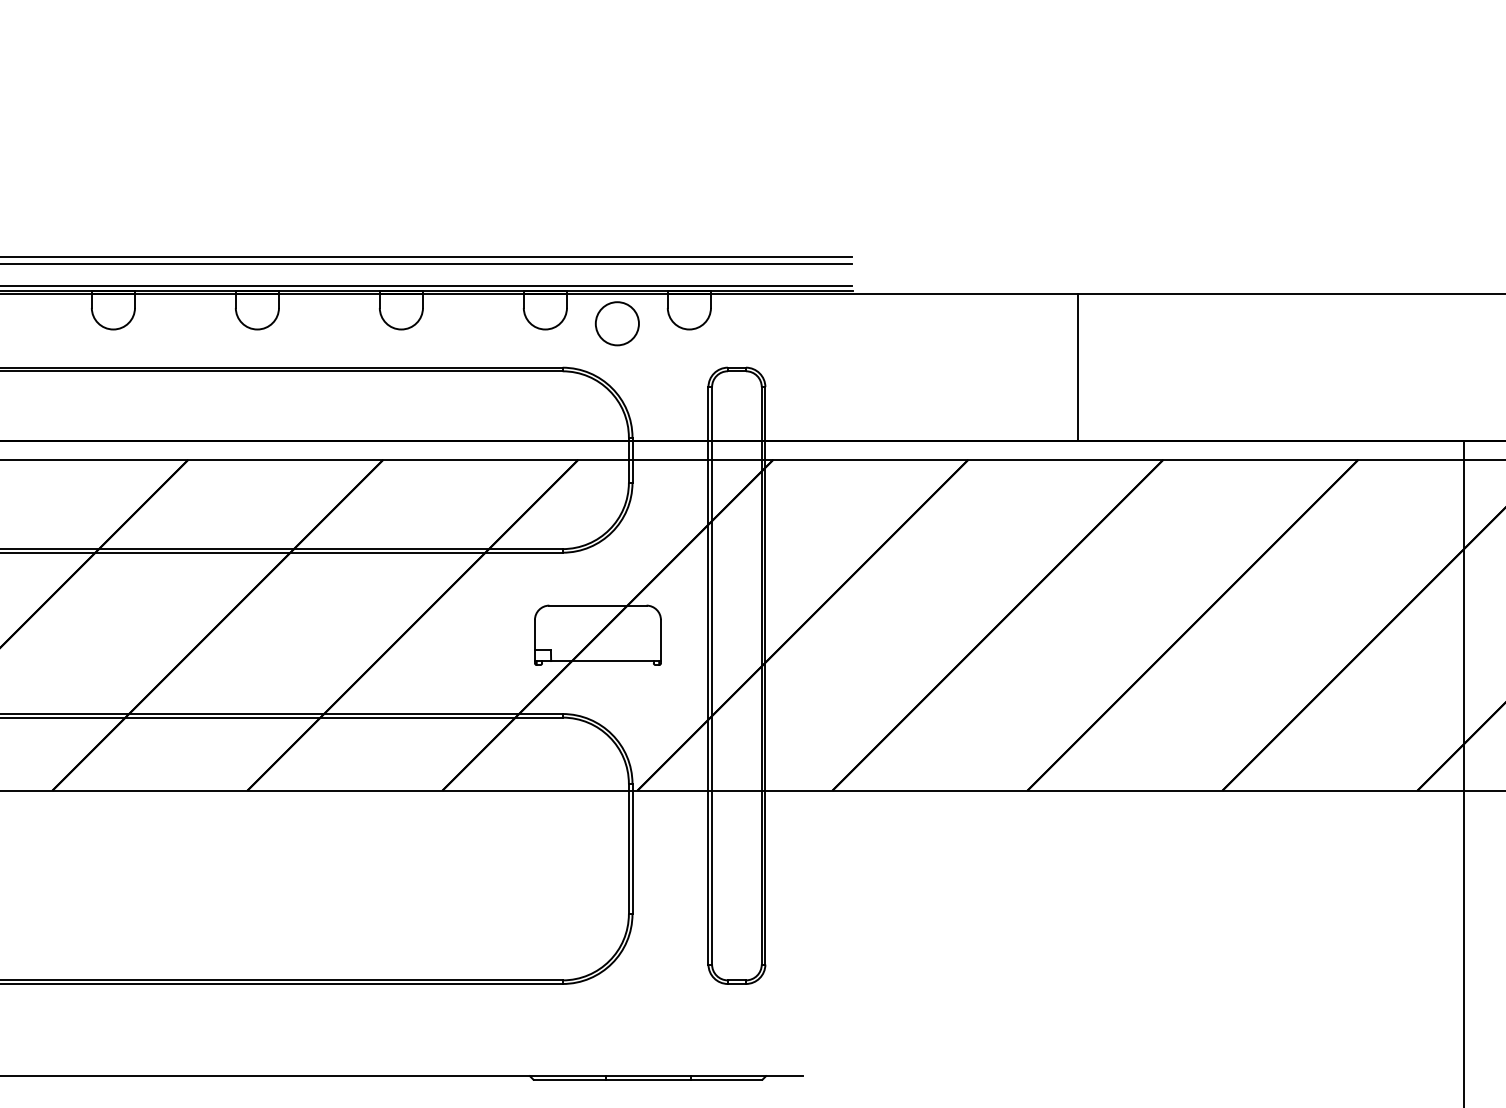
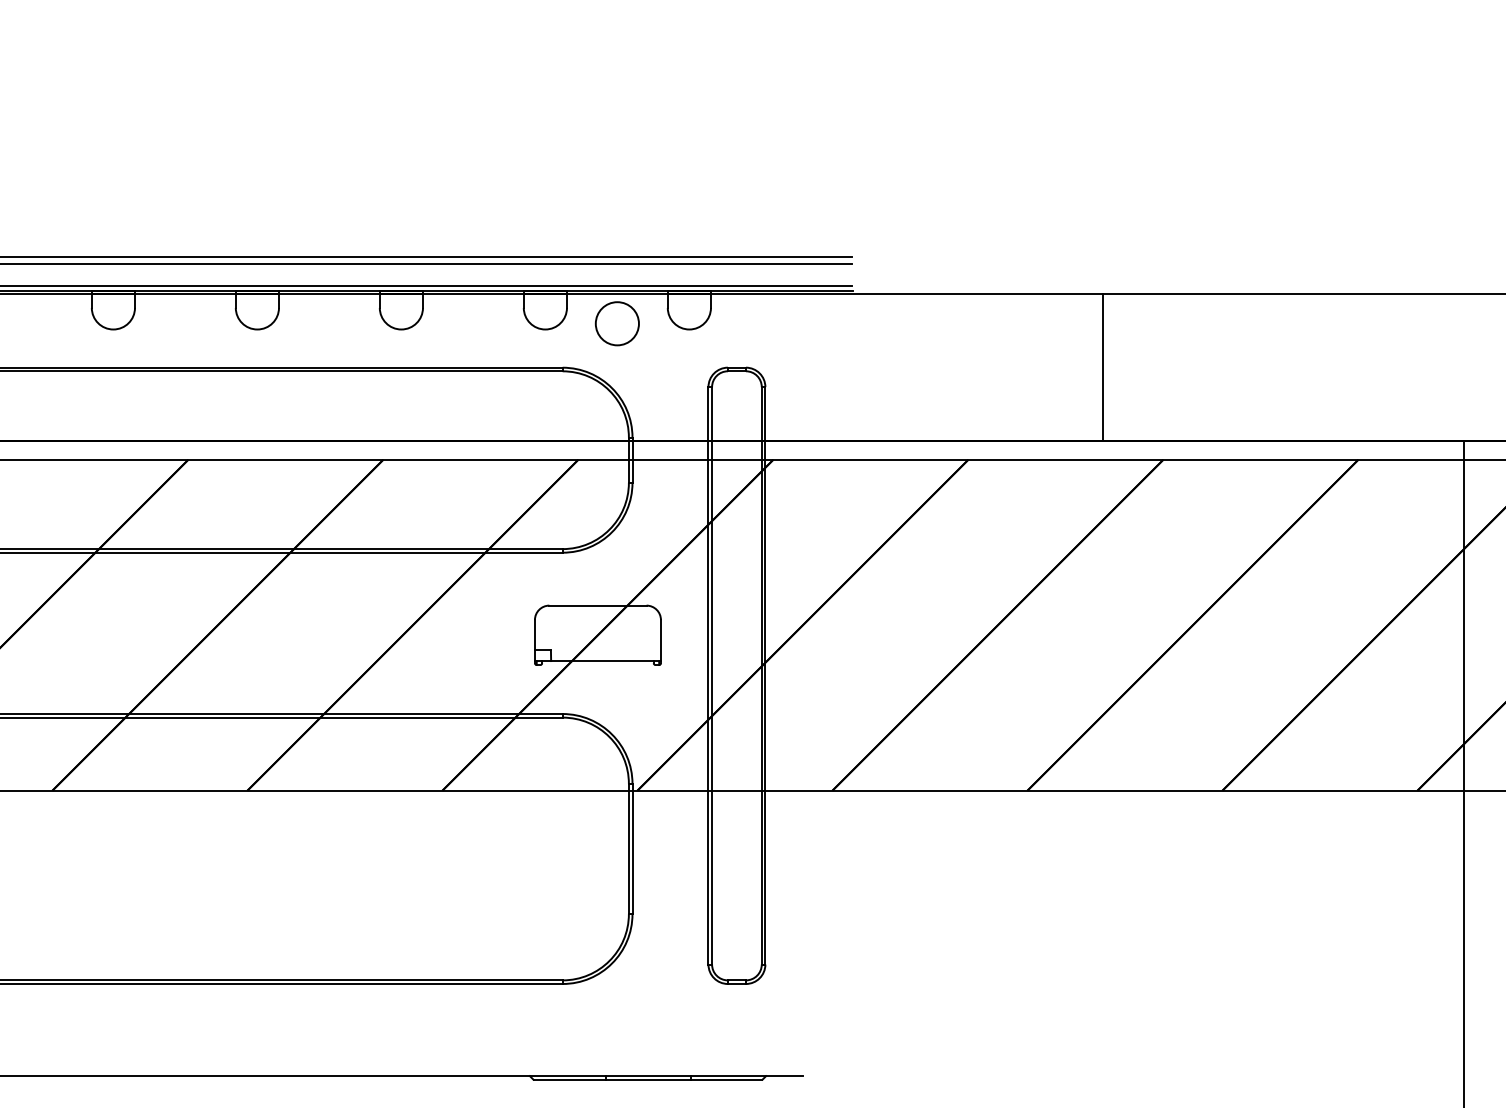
line position: (1077, 367) -> (1102, 367) (1102, 367)
